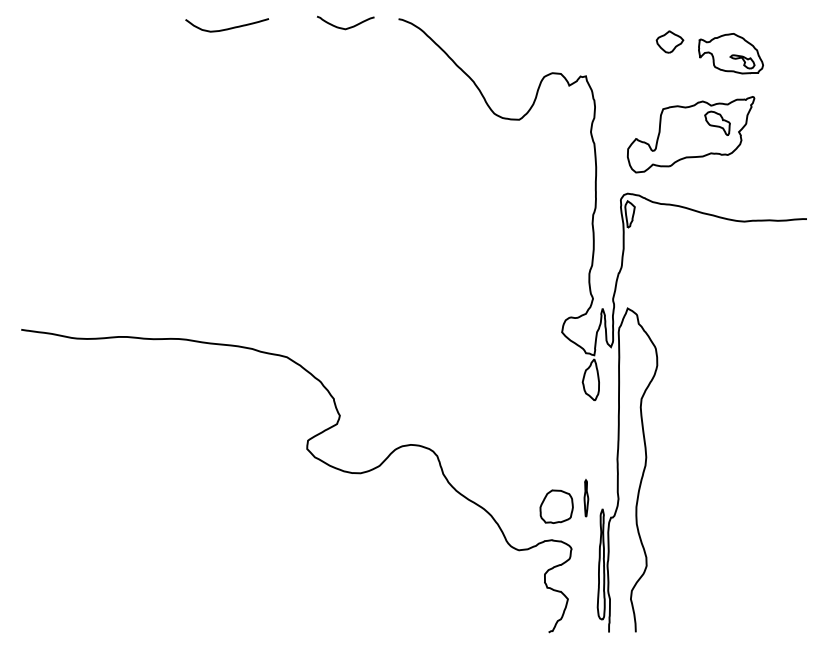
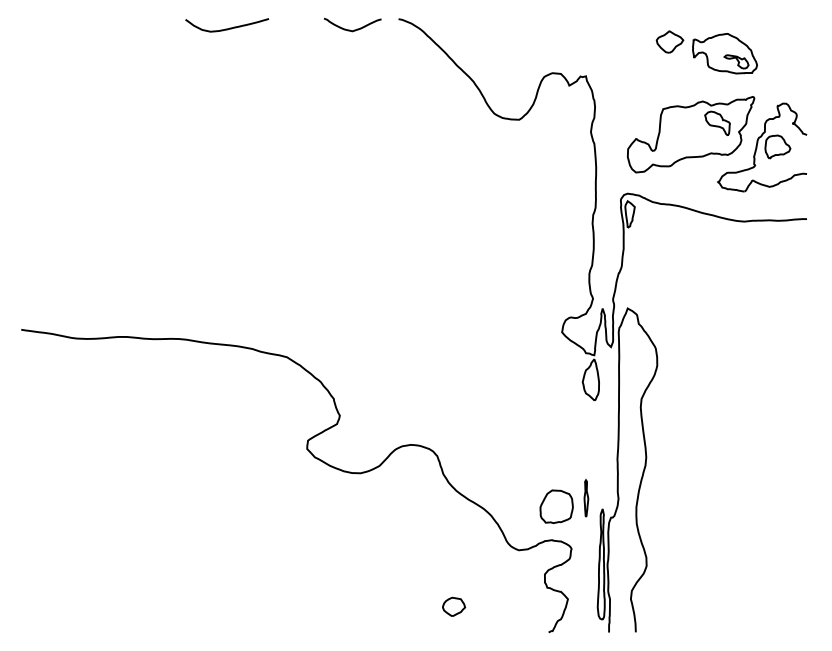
curve position: (343, 27) -> (350, 29) (350, 29)
part position: (730, 53) -> (724, 53) (724, 53)
part: none -> present (762, 147)
part: none -> present (454, 606)
